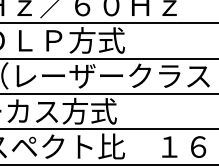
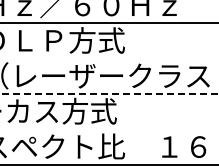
line: present -> none (108, 58)
line: solid -> dashed (109, 93)
line: present -> none (108, 129)
